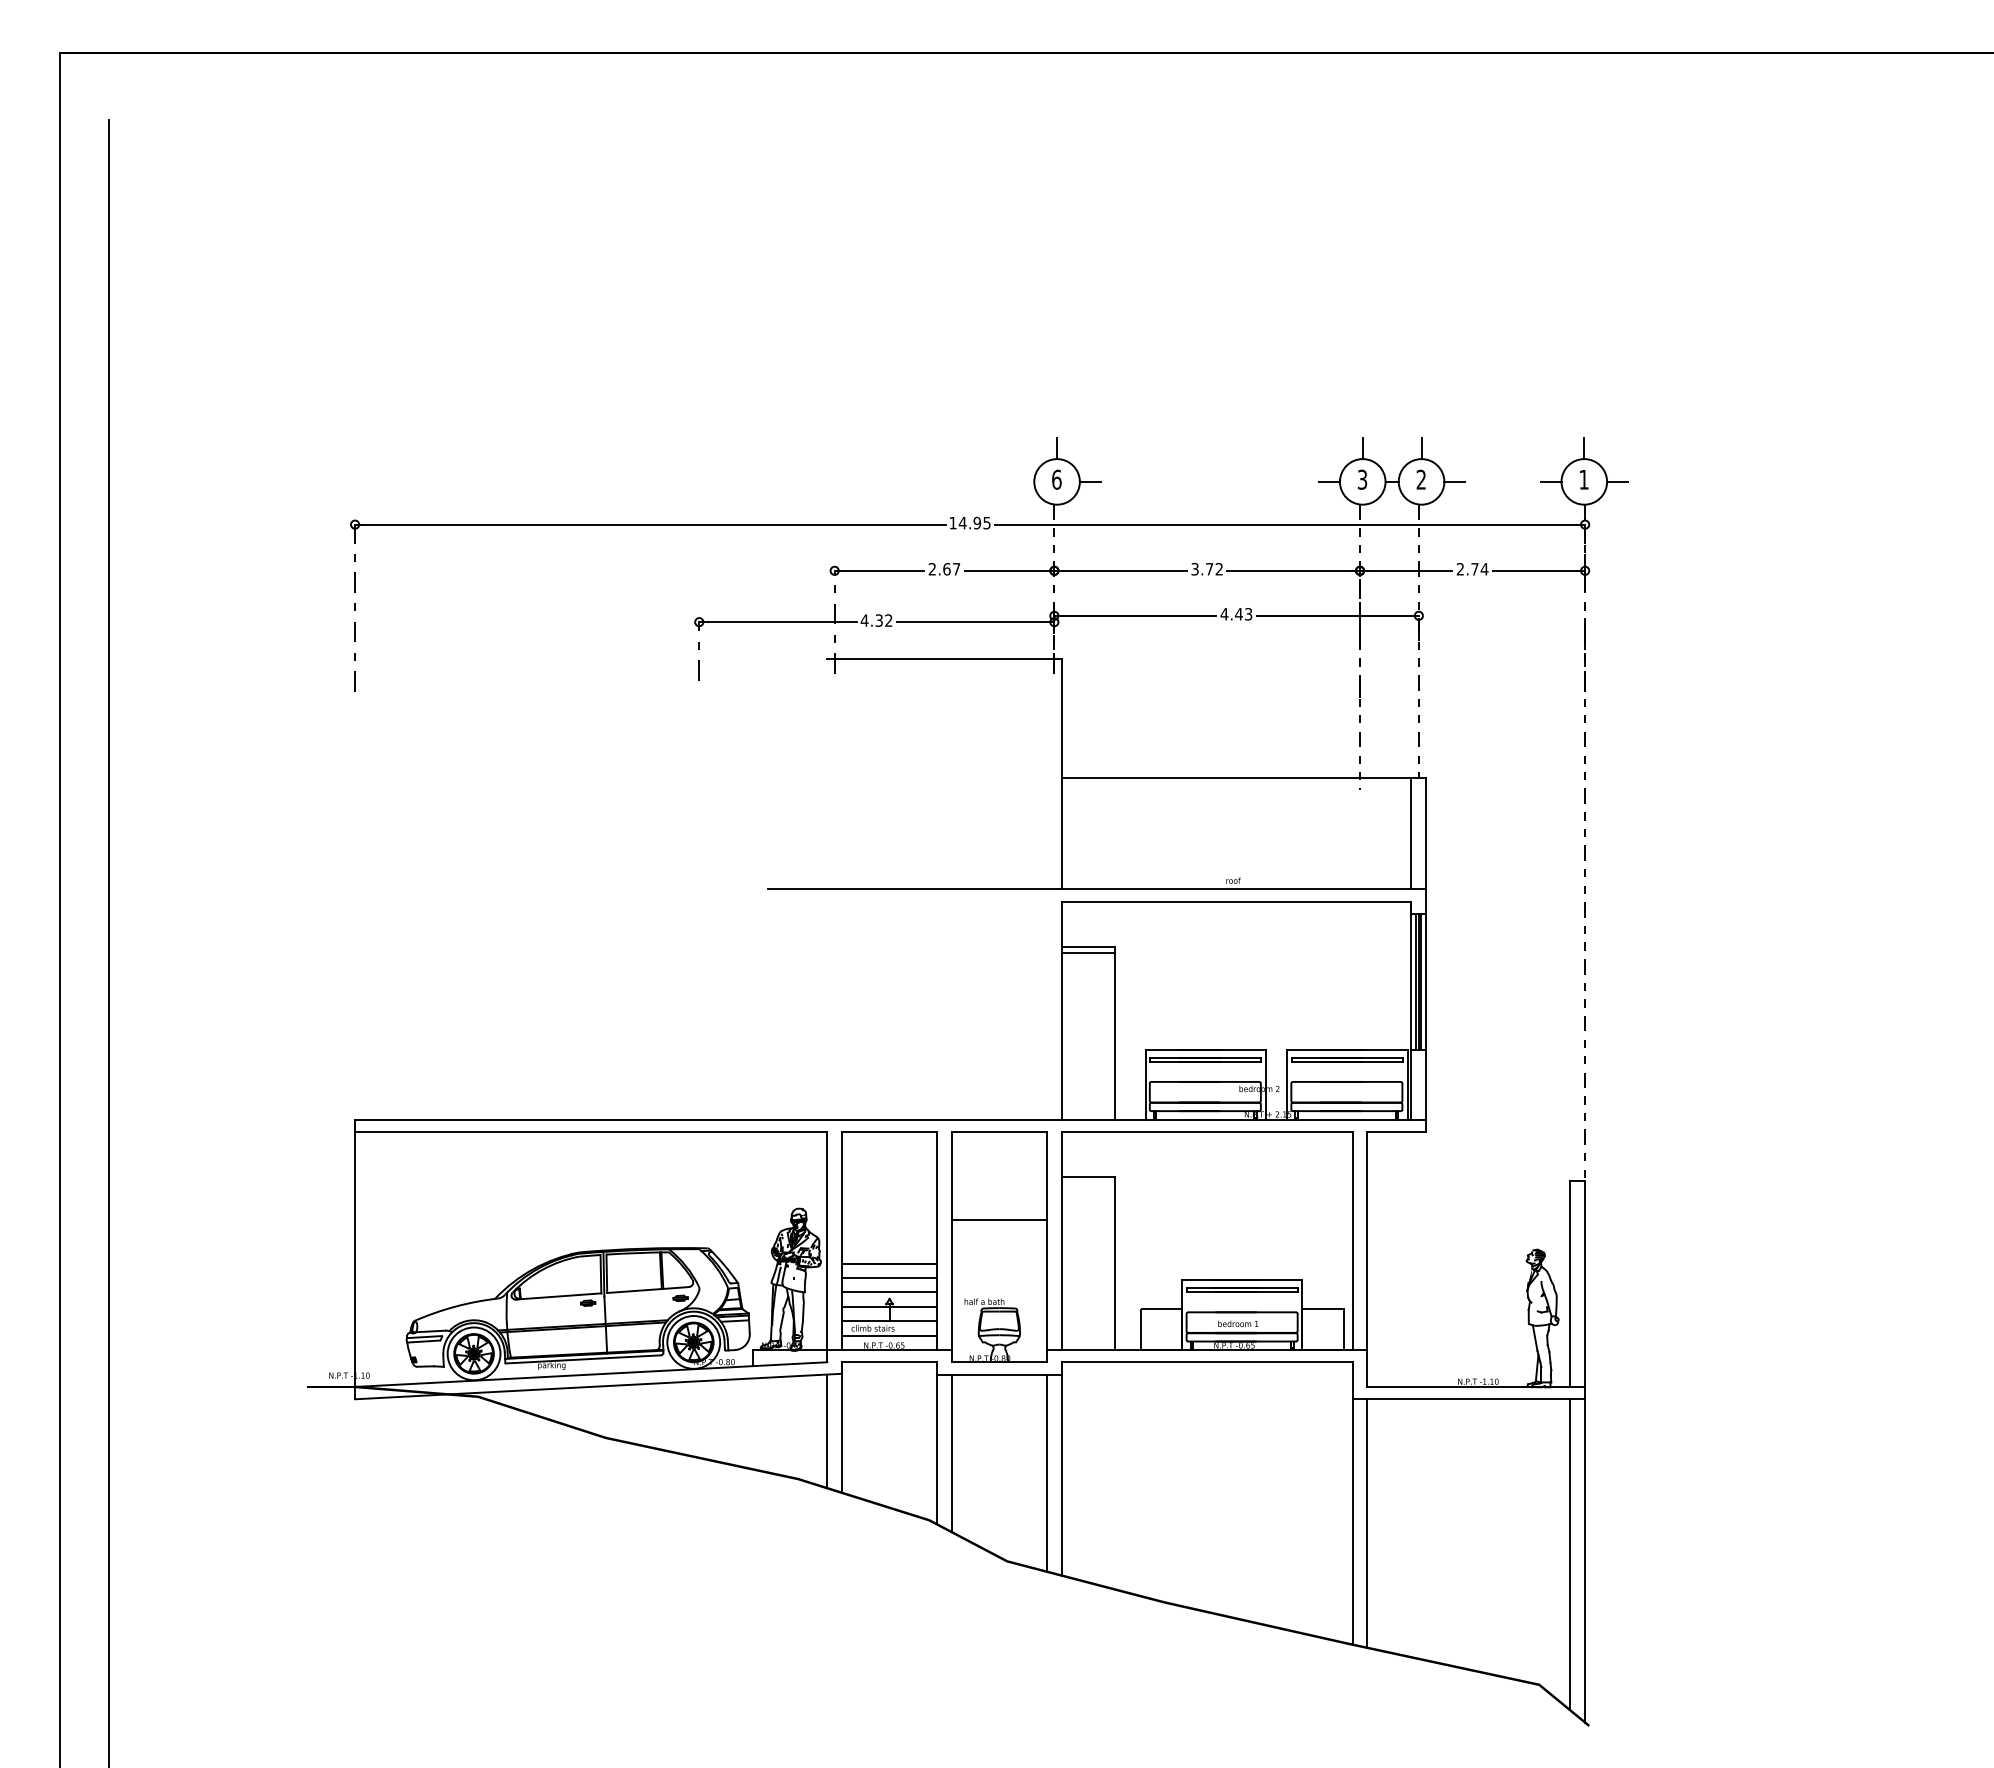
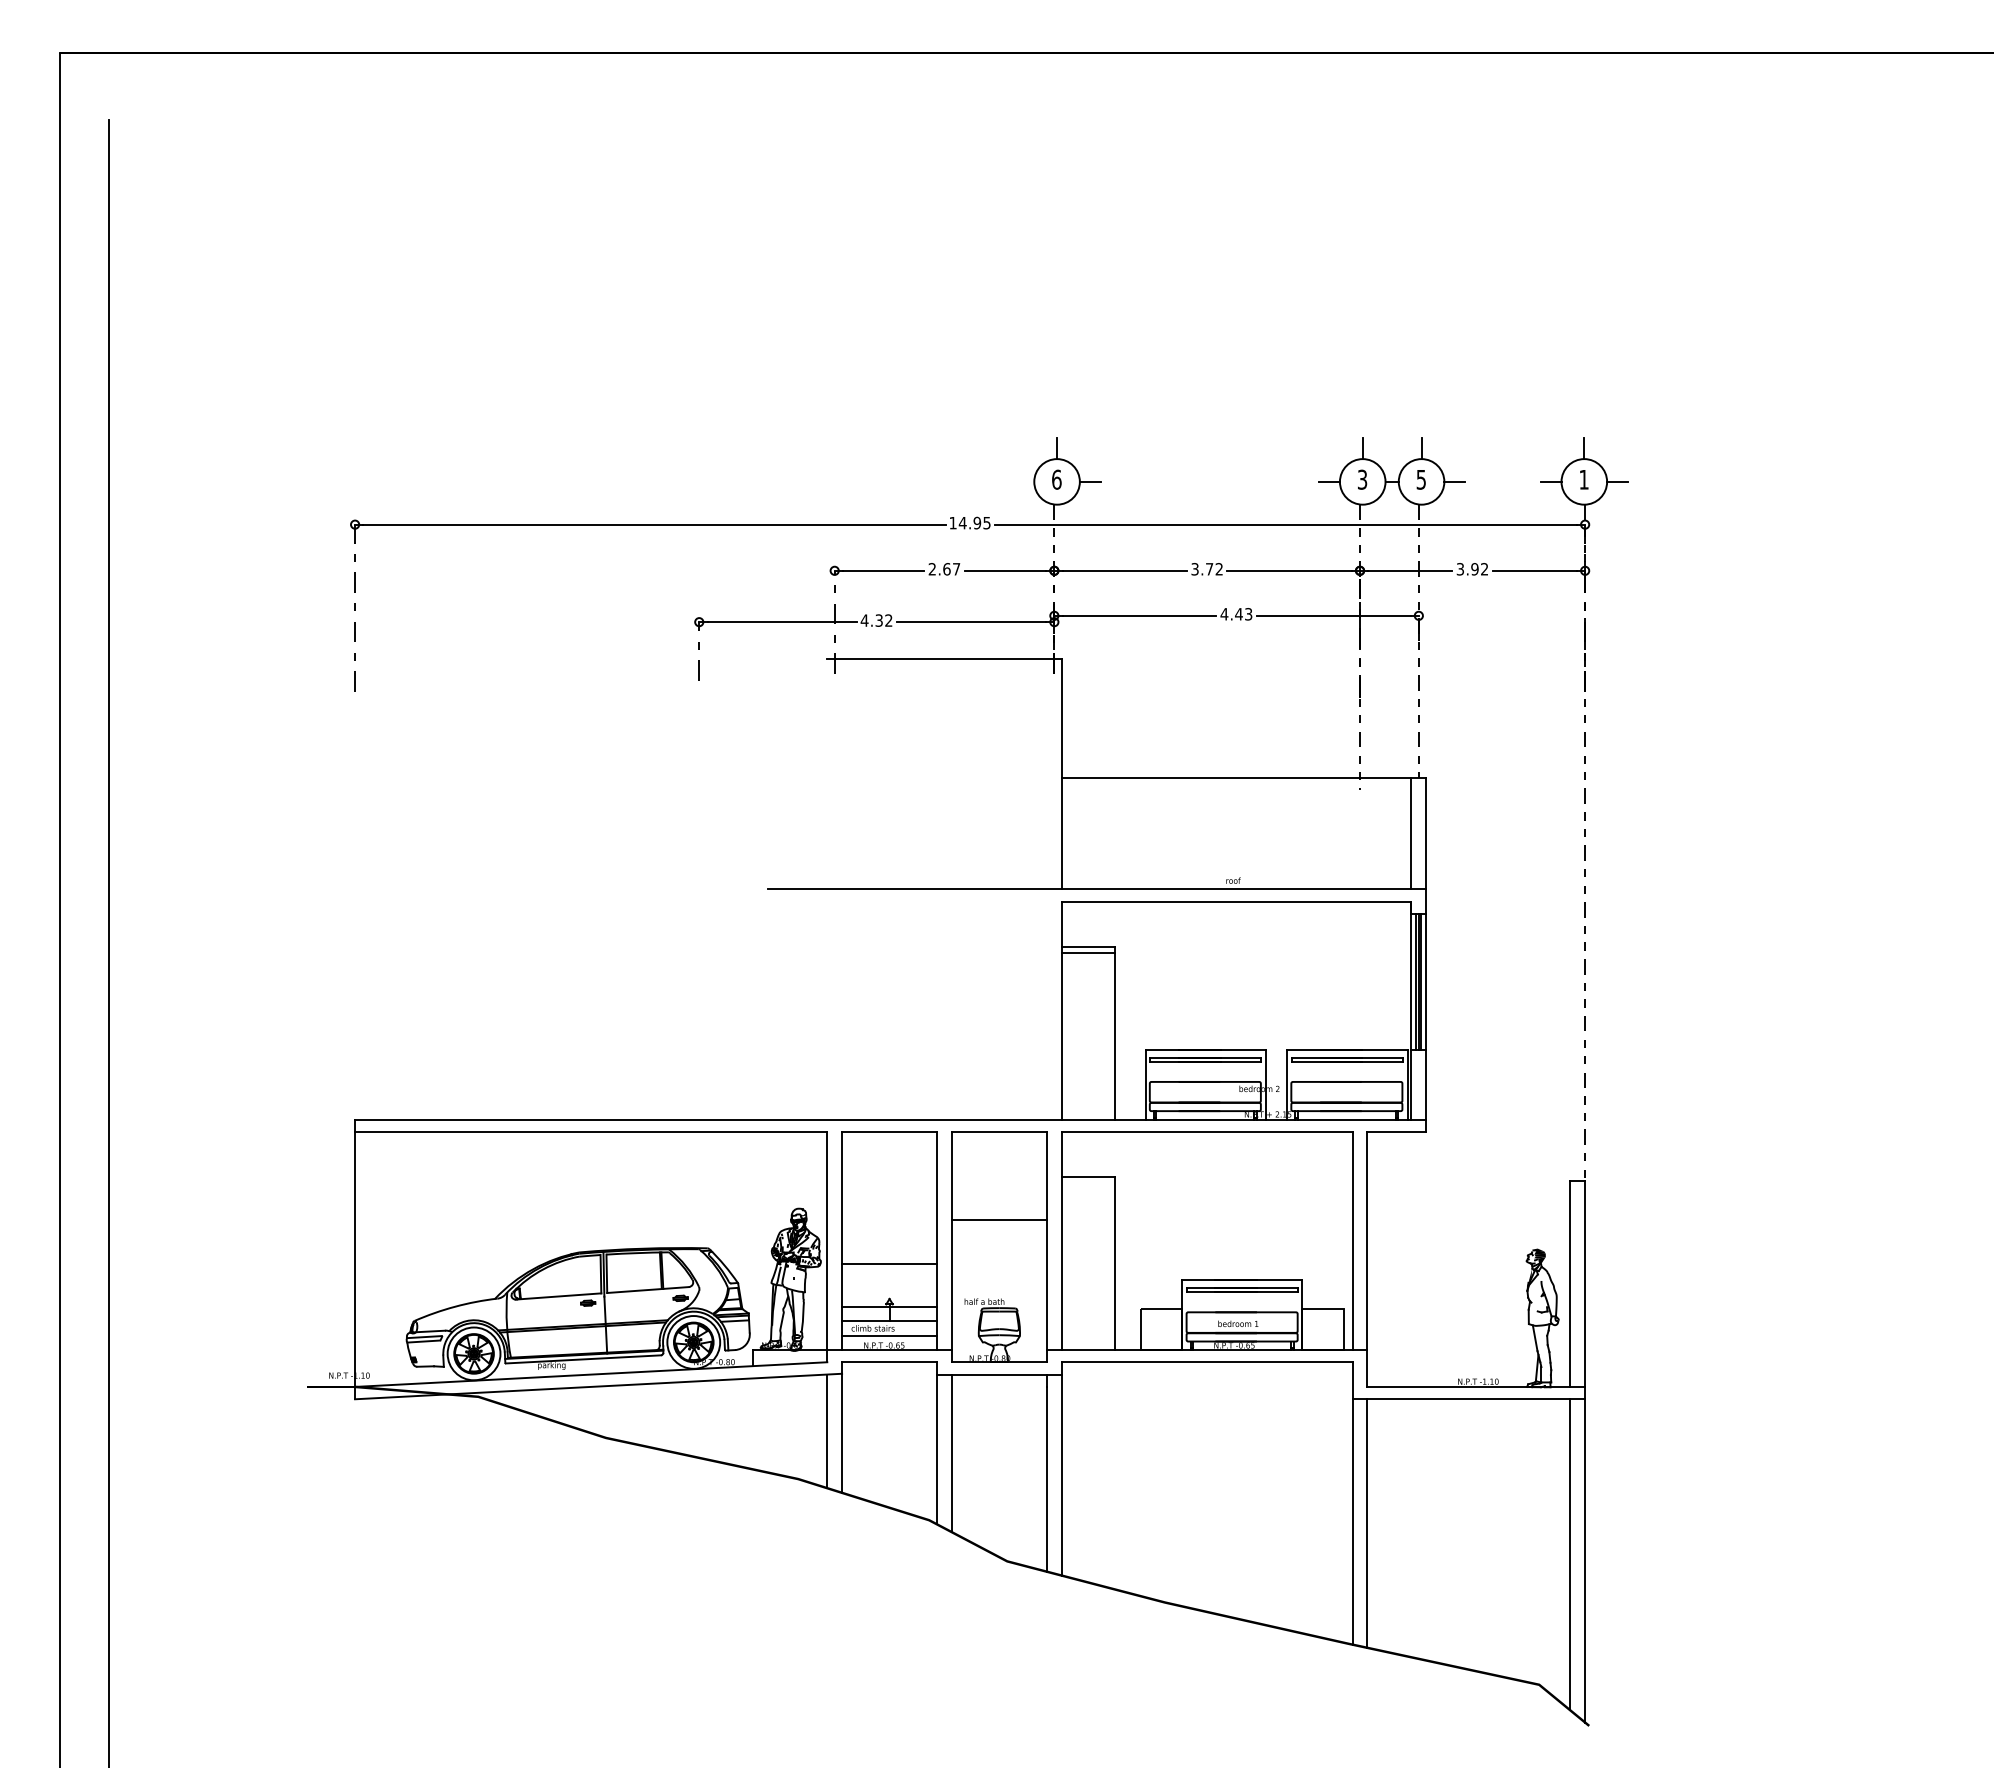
text: 2 -> 5 (1420, 479)
text: 2.74 -> 3.92 (1472, 569)
line: present -> none (889, 1277)
line: present -> none (889, 1292)
